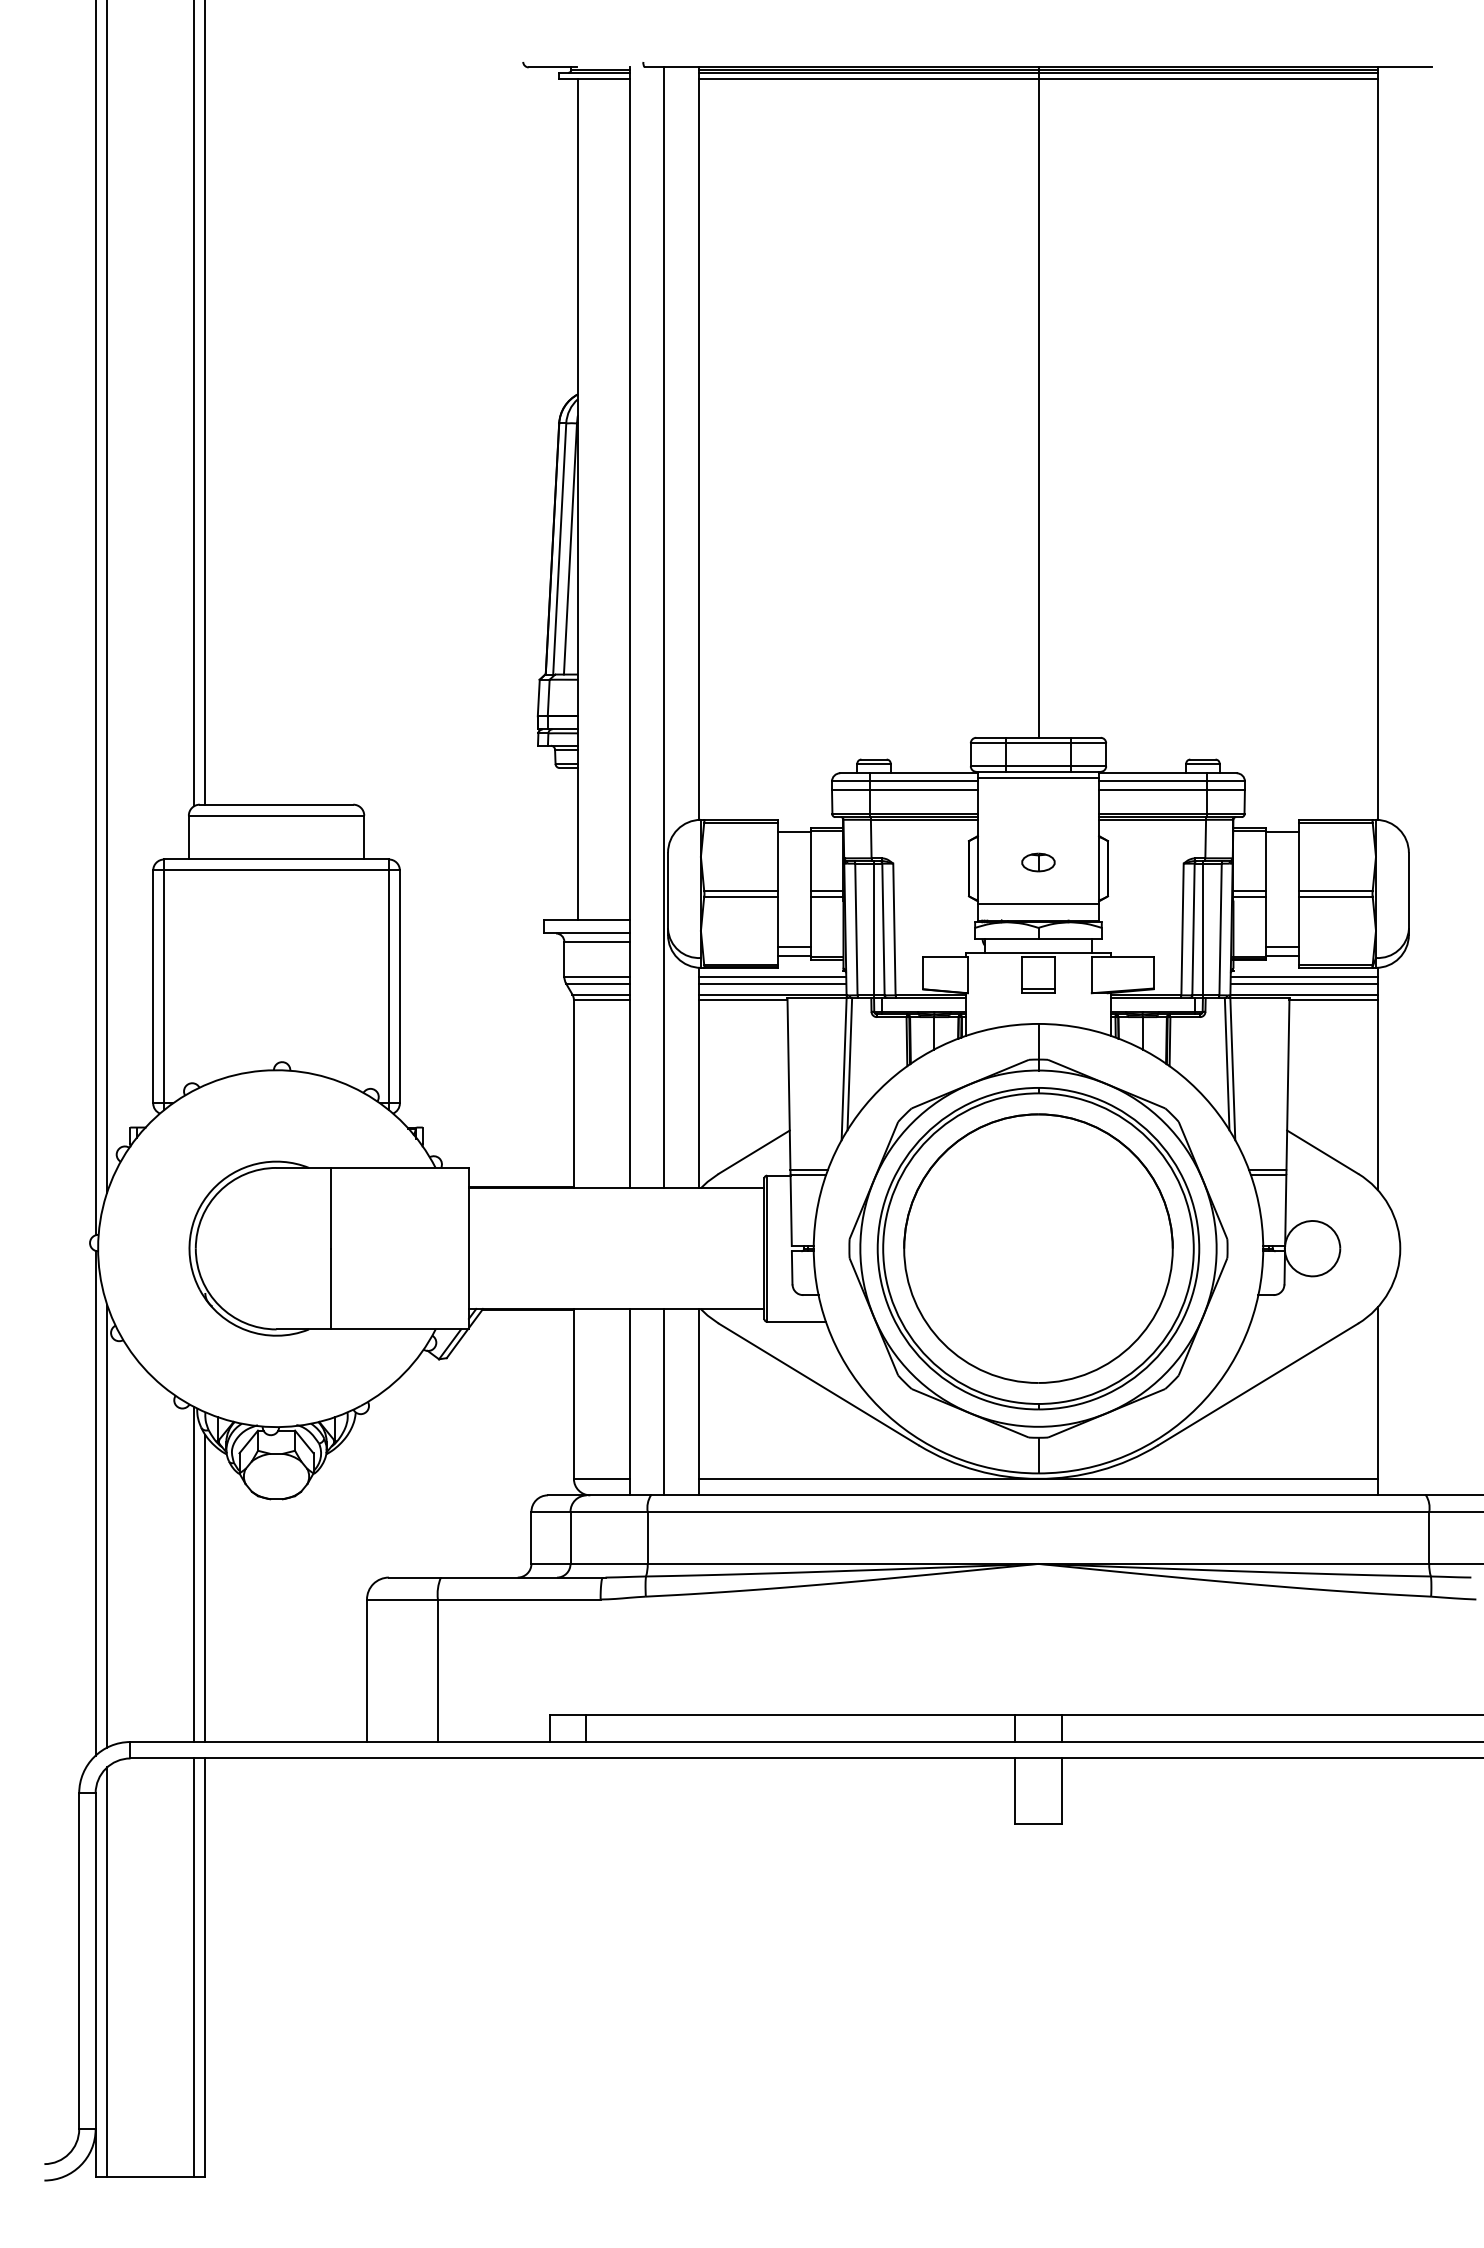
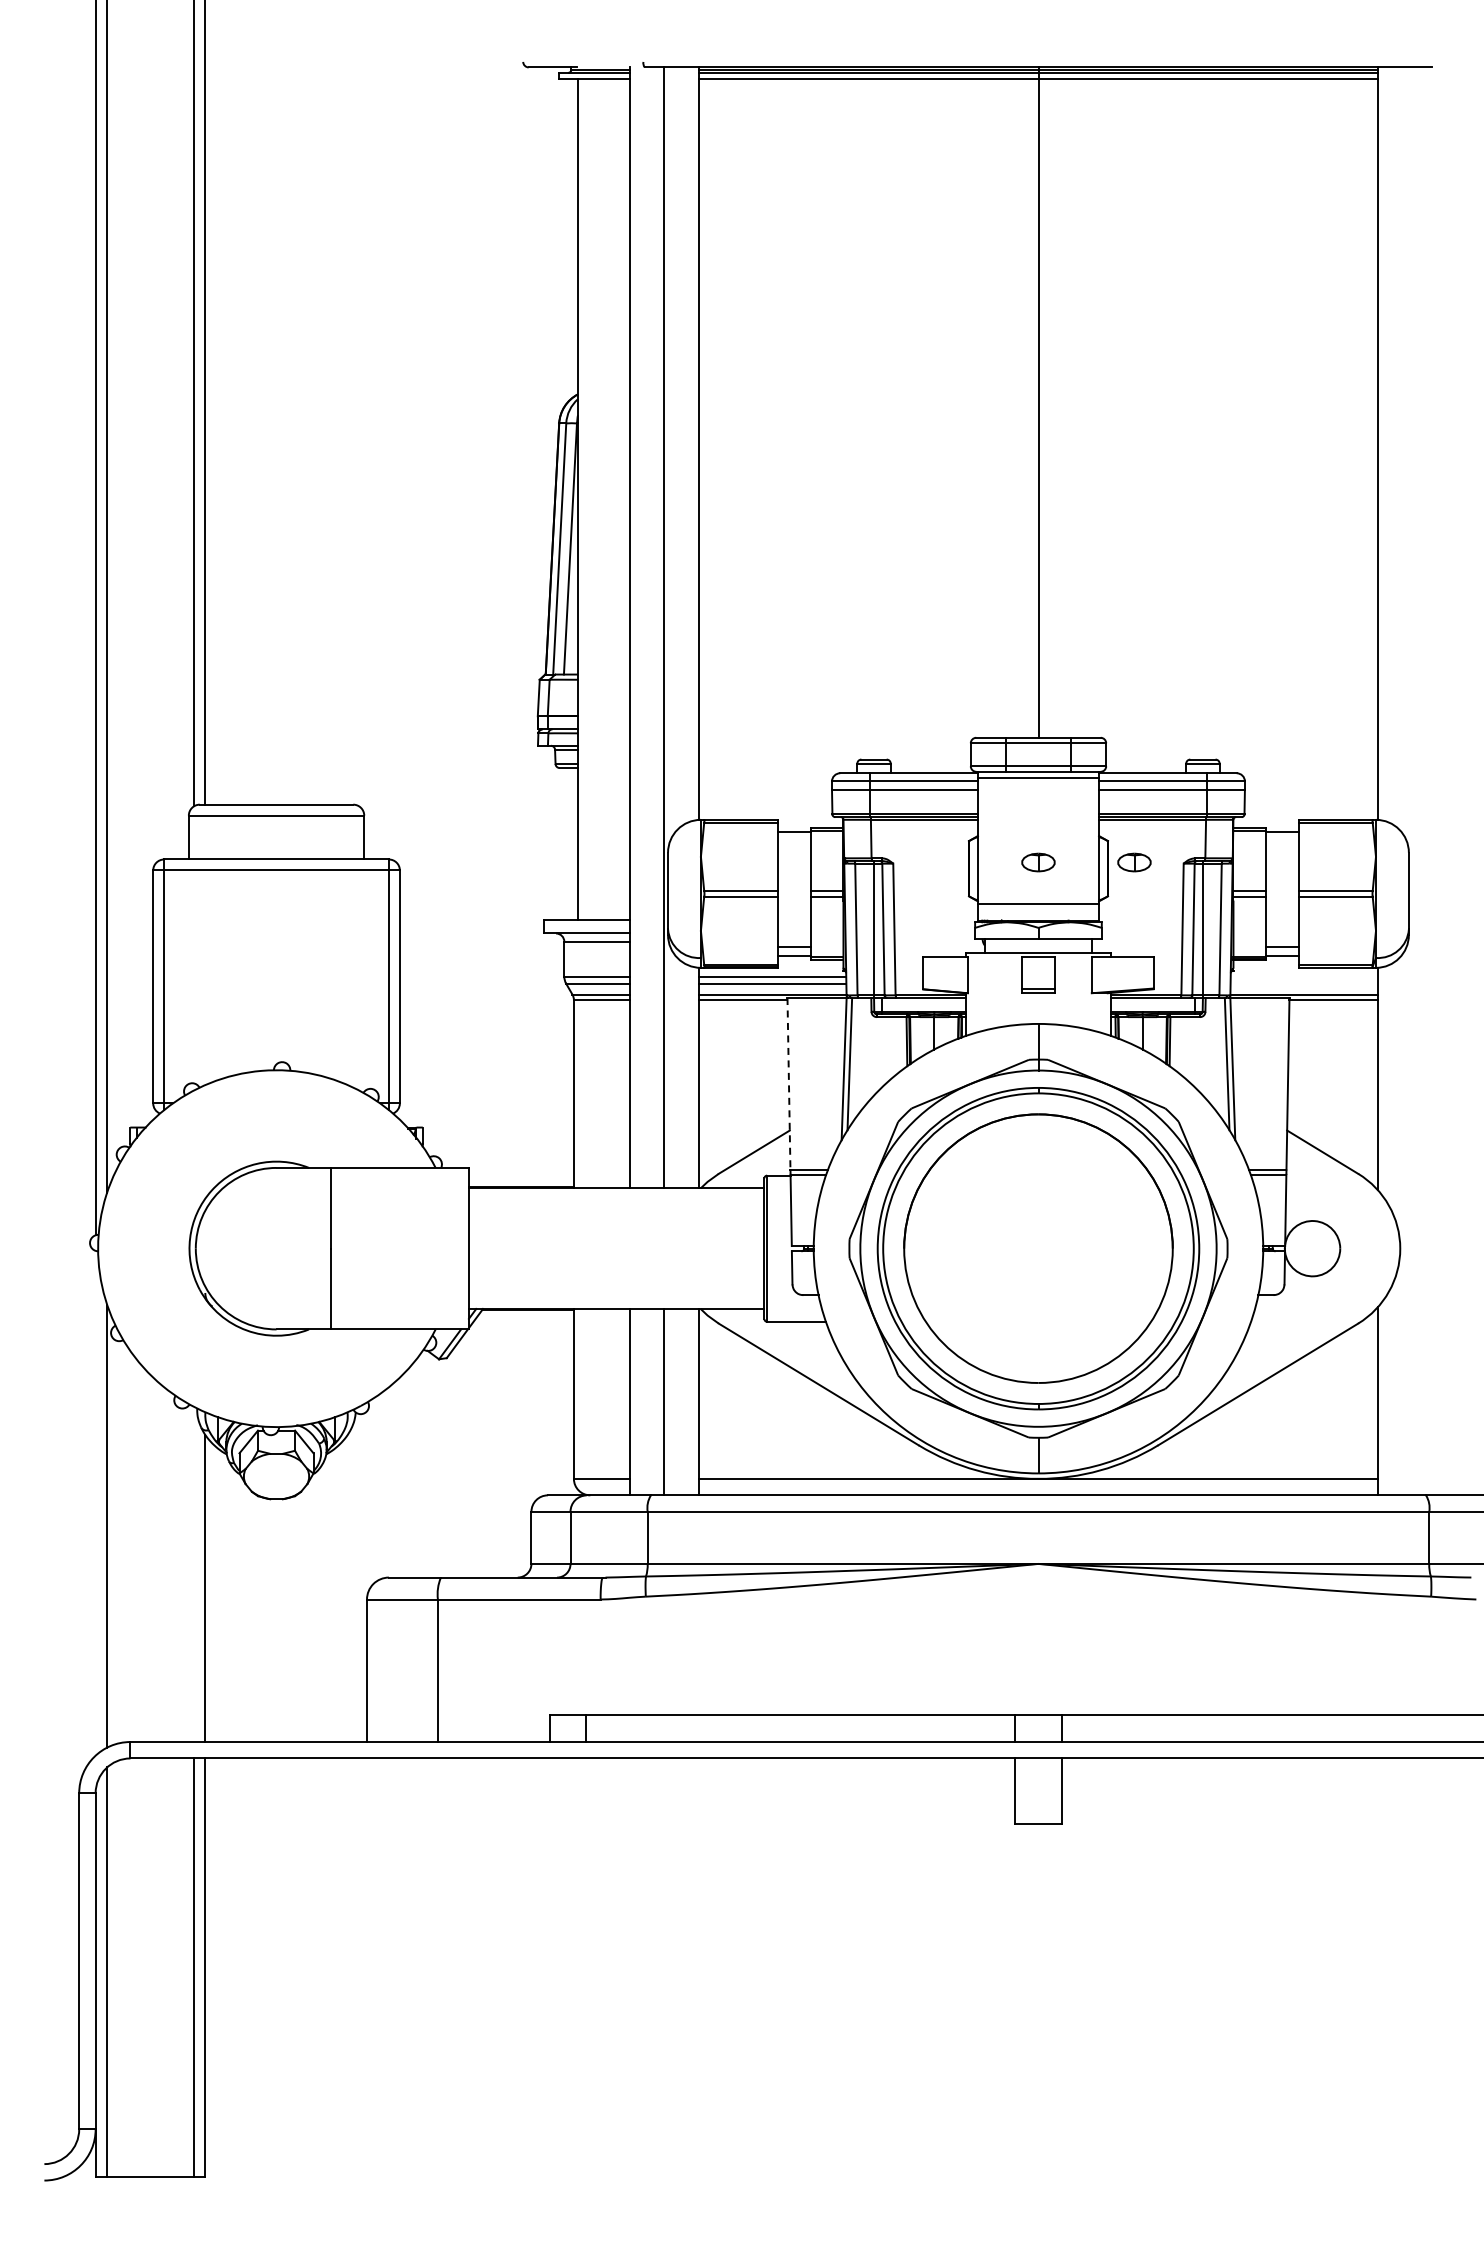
part: none -> present (1134, 862)
line: present -> none (1304, 976)
line: present -> none (1304, 983)
line: solid -> dashed (788, 1083)
line: present -> none (95, 1502)
line: present -> none (193, 1574)
